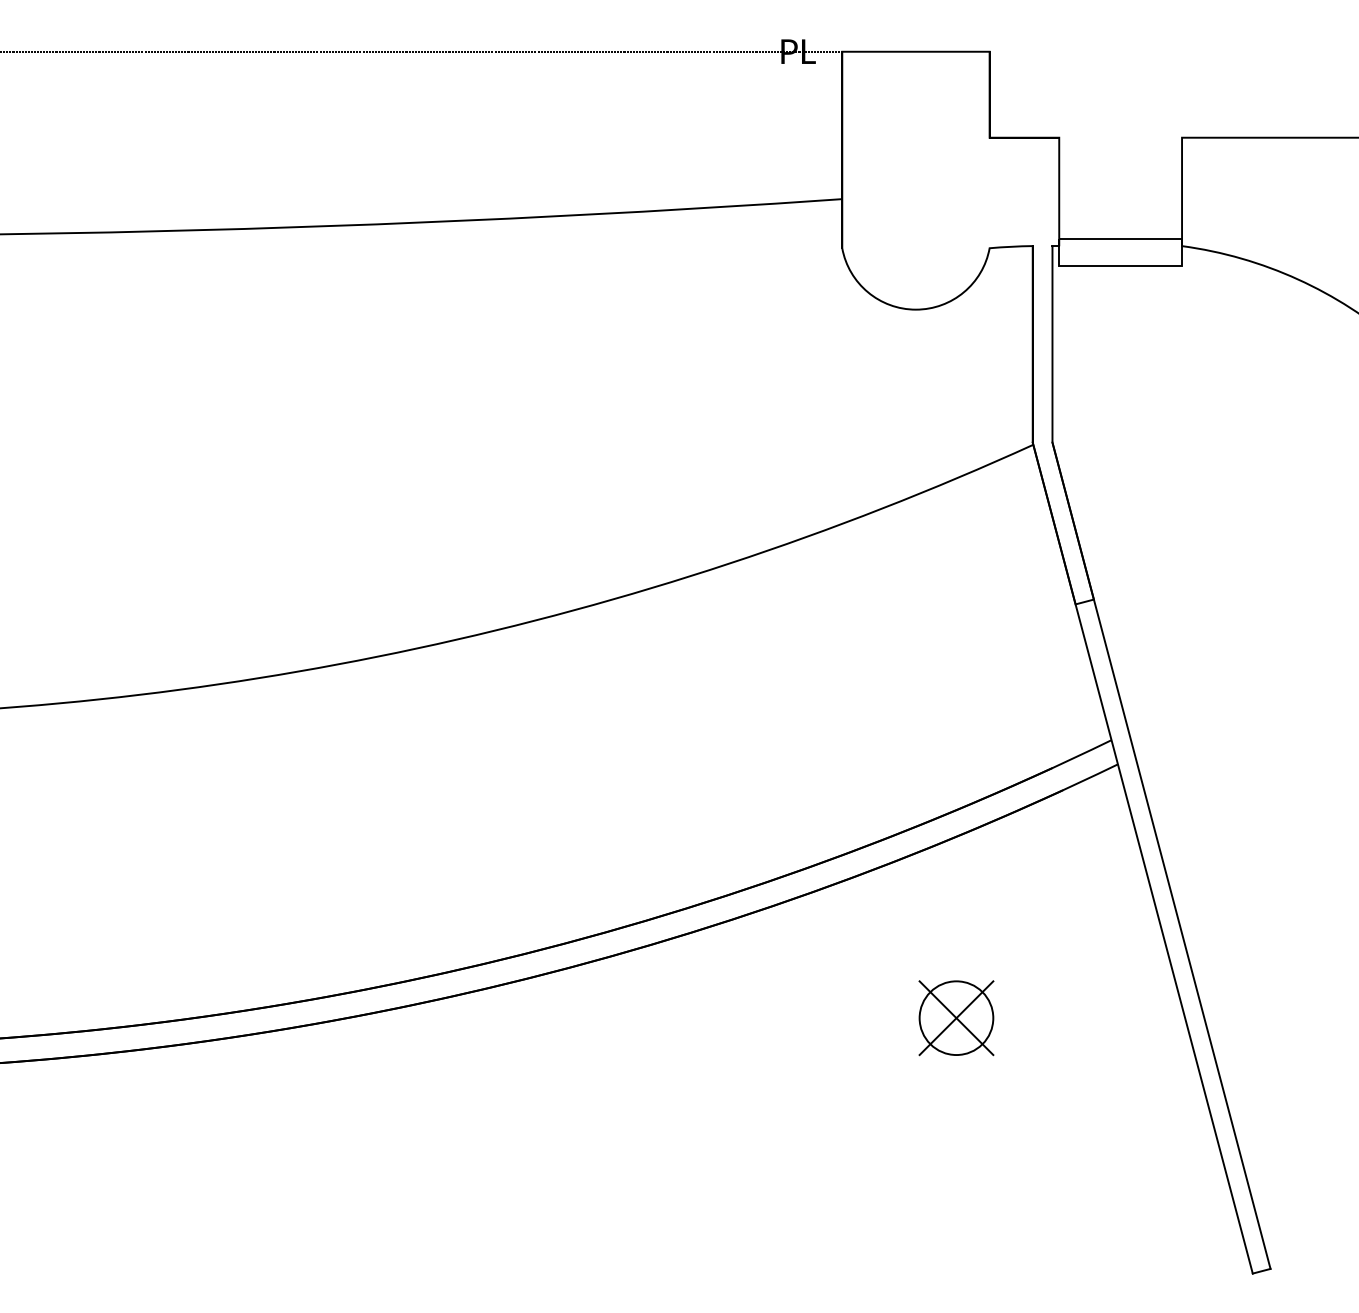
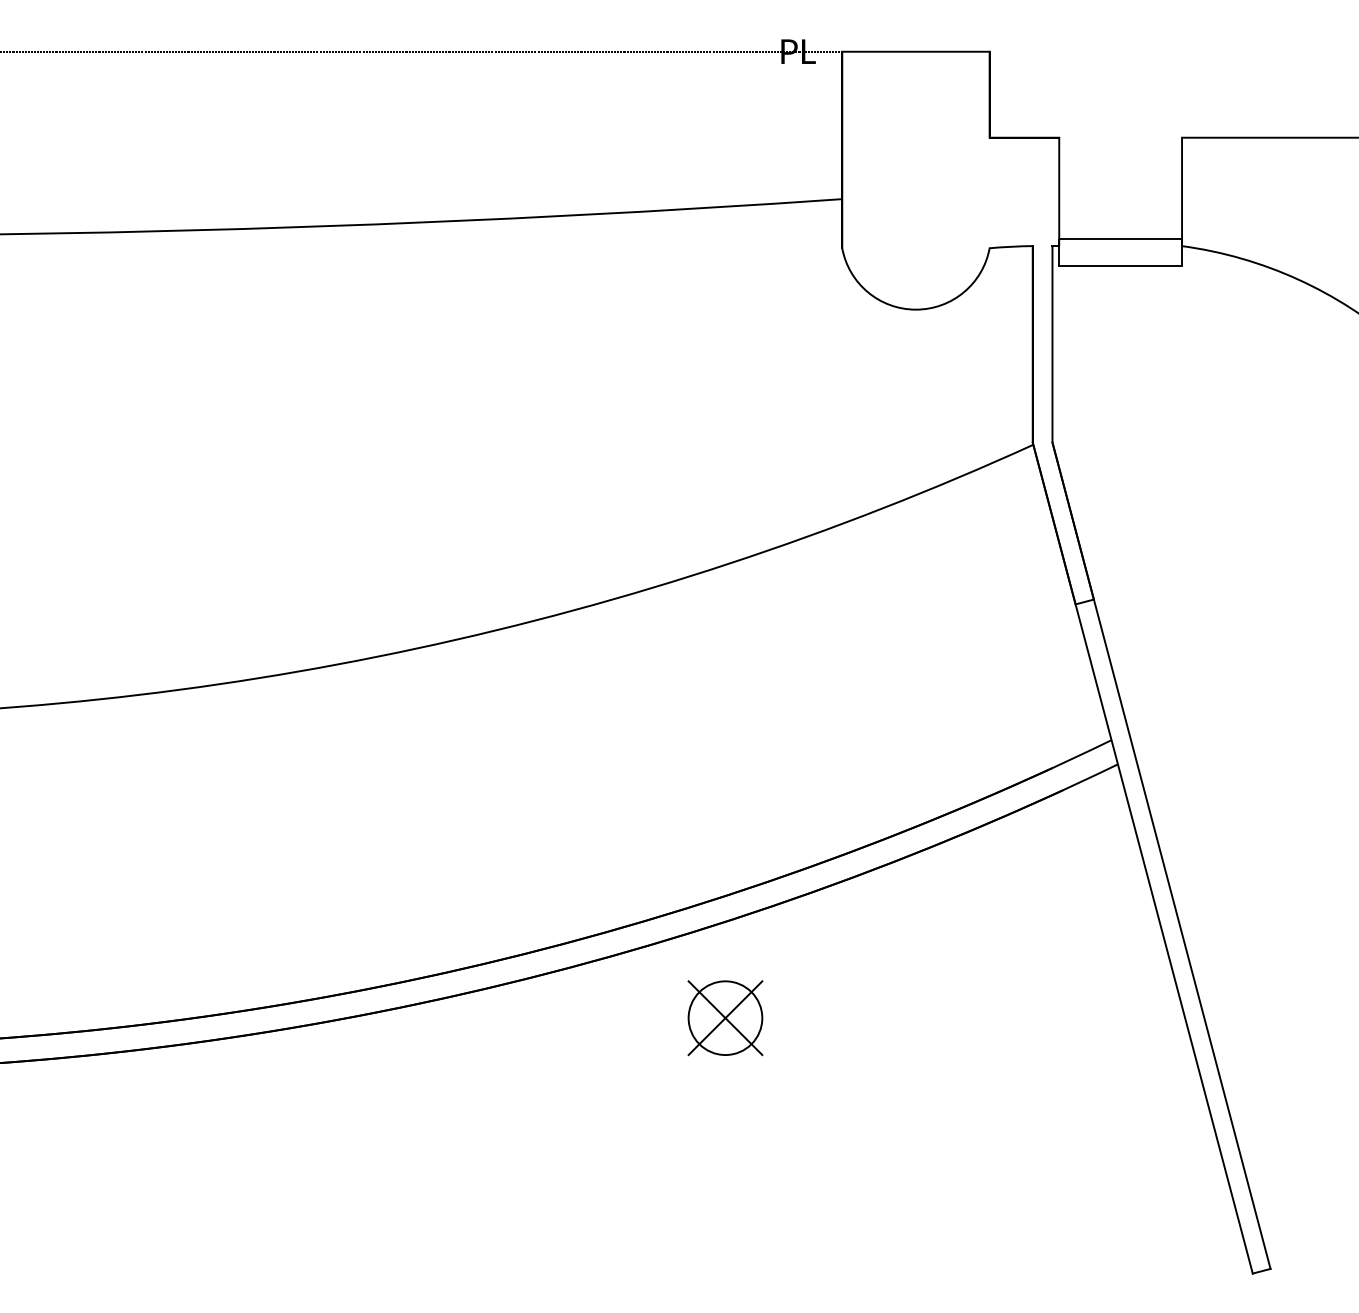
part position: (956, 1018) -> (725, 1018) (725, 1018)
